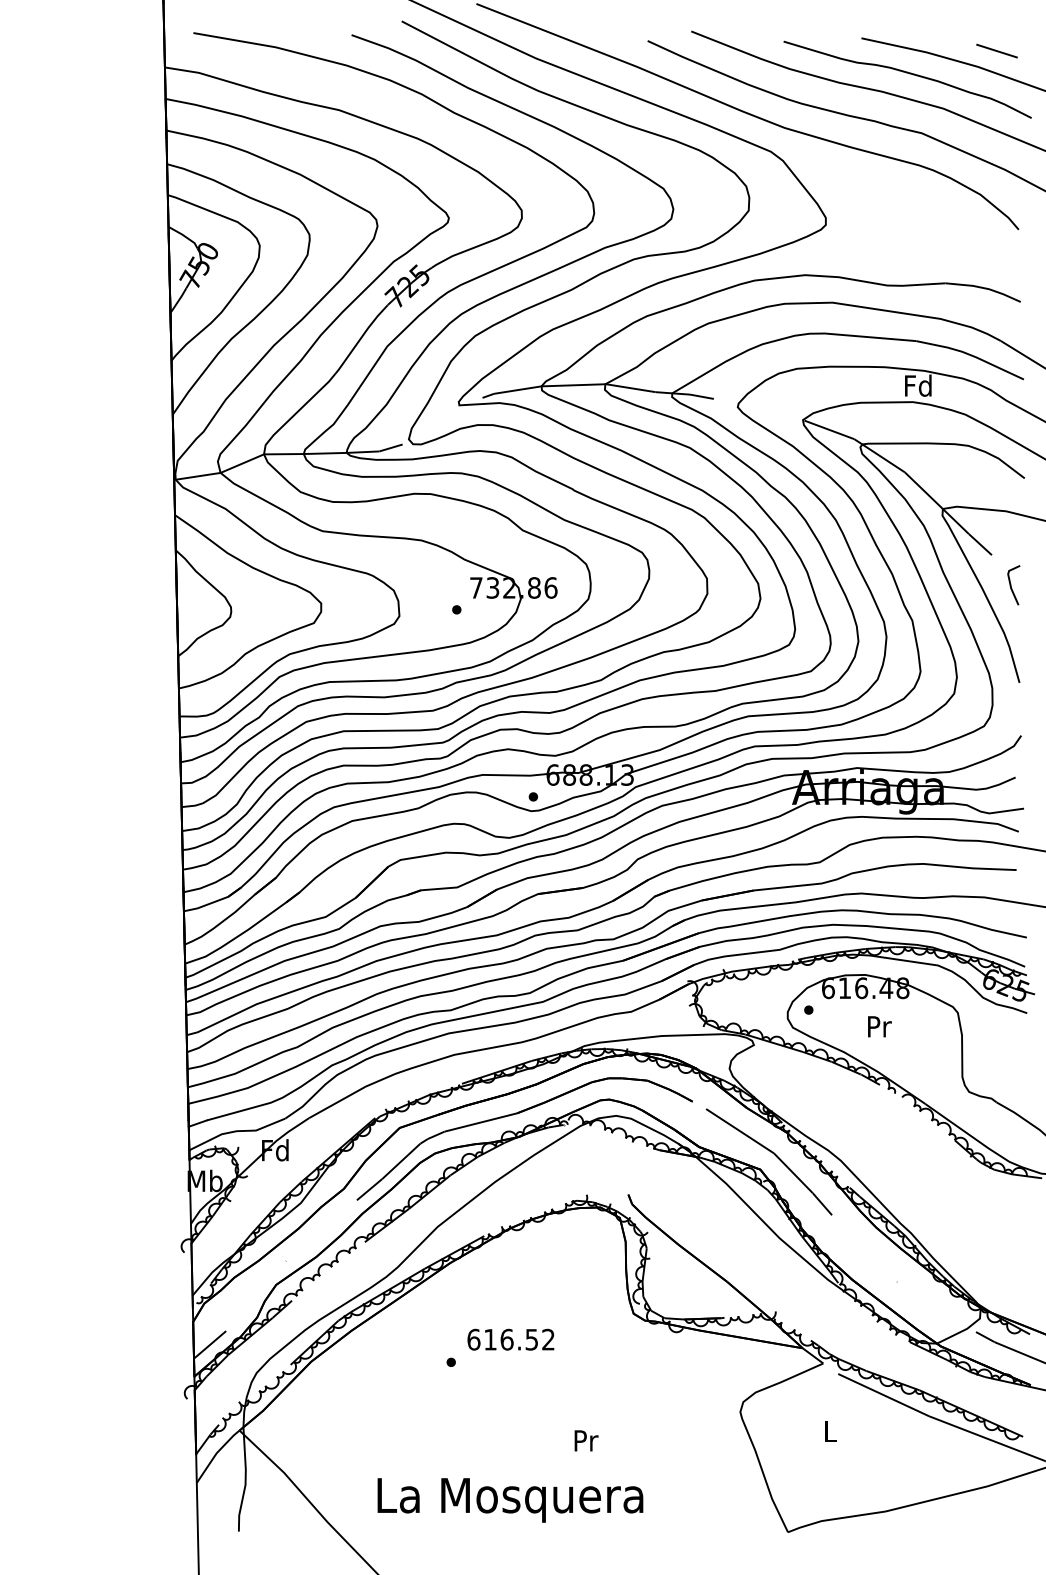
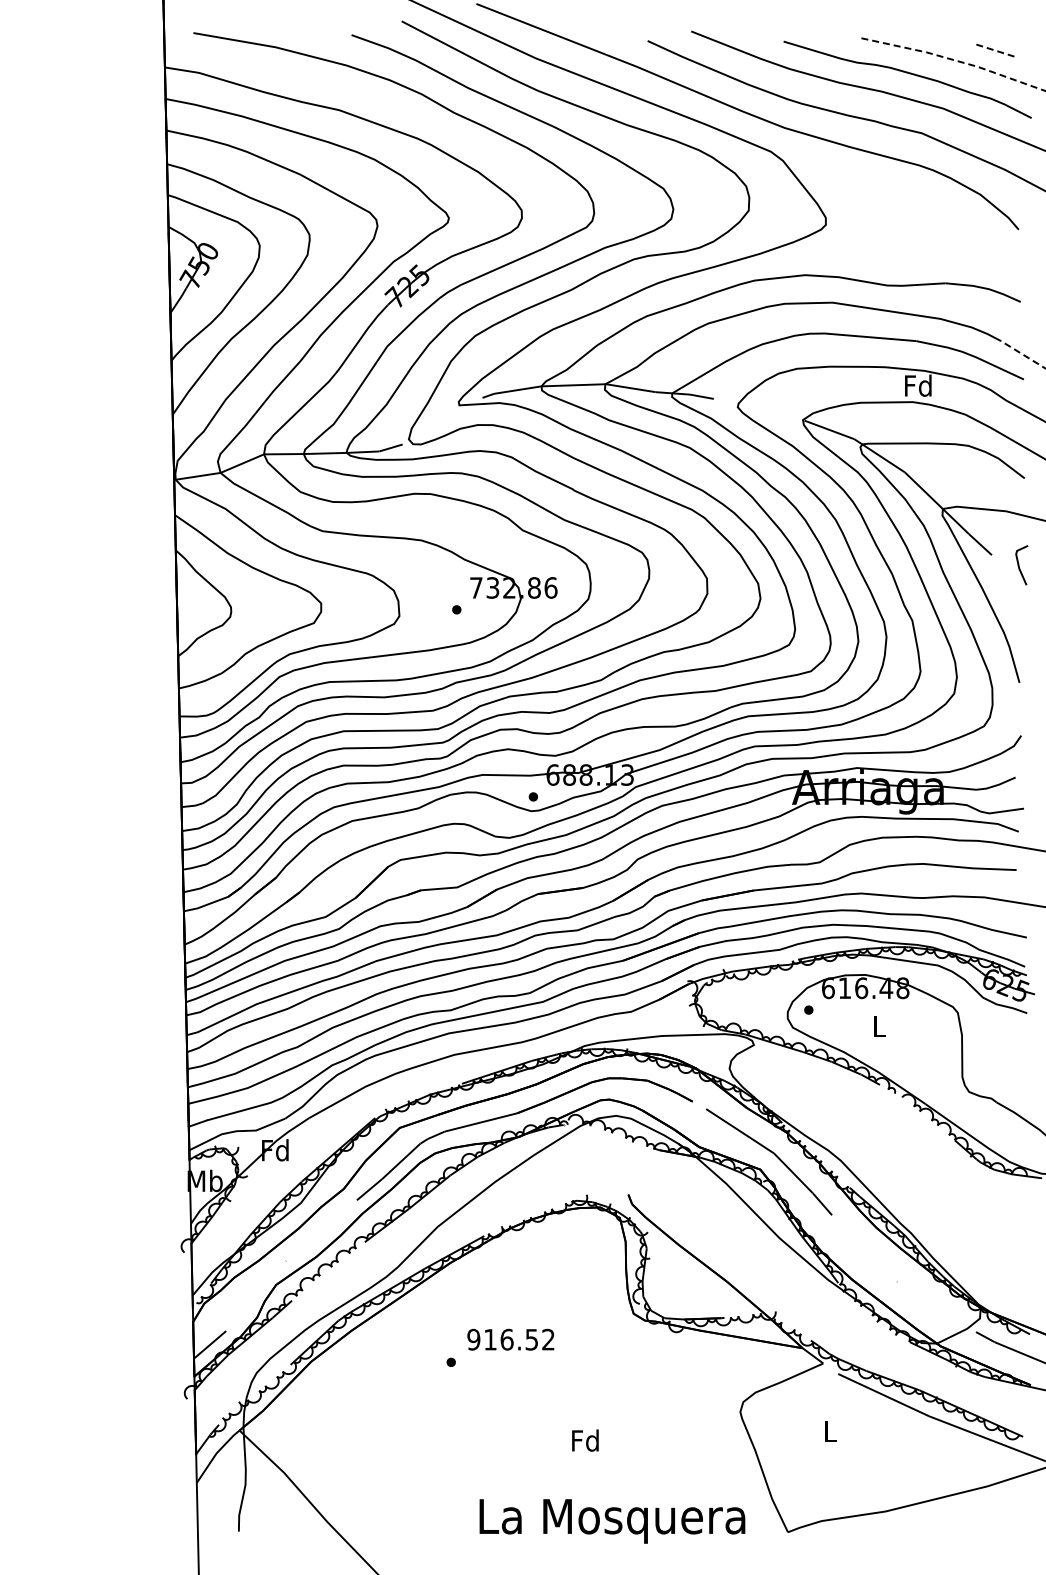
line: solid -> dashed (997, 51)
line: solid -> dashed (955, 60)
line: solid -> dashed (1022, 354)
line position: (1011, 585) -> (1019, 565) (1019, 565)
text: Pr -> L (879, 1026)
text: 616.52 -> 916.52 (473, 1339)
text: Pr -> Fd (585, 1440)
text position: (510, 1500) -> (612, 1521) (612, 1521)
